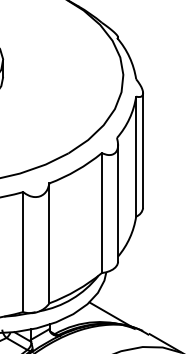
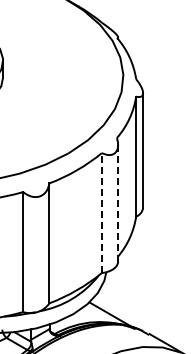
line: solid -> dashed (118, 202)
line: solid -> dashed (101, 213)
